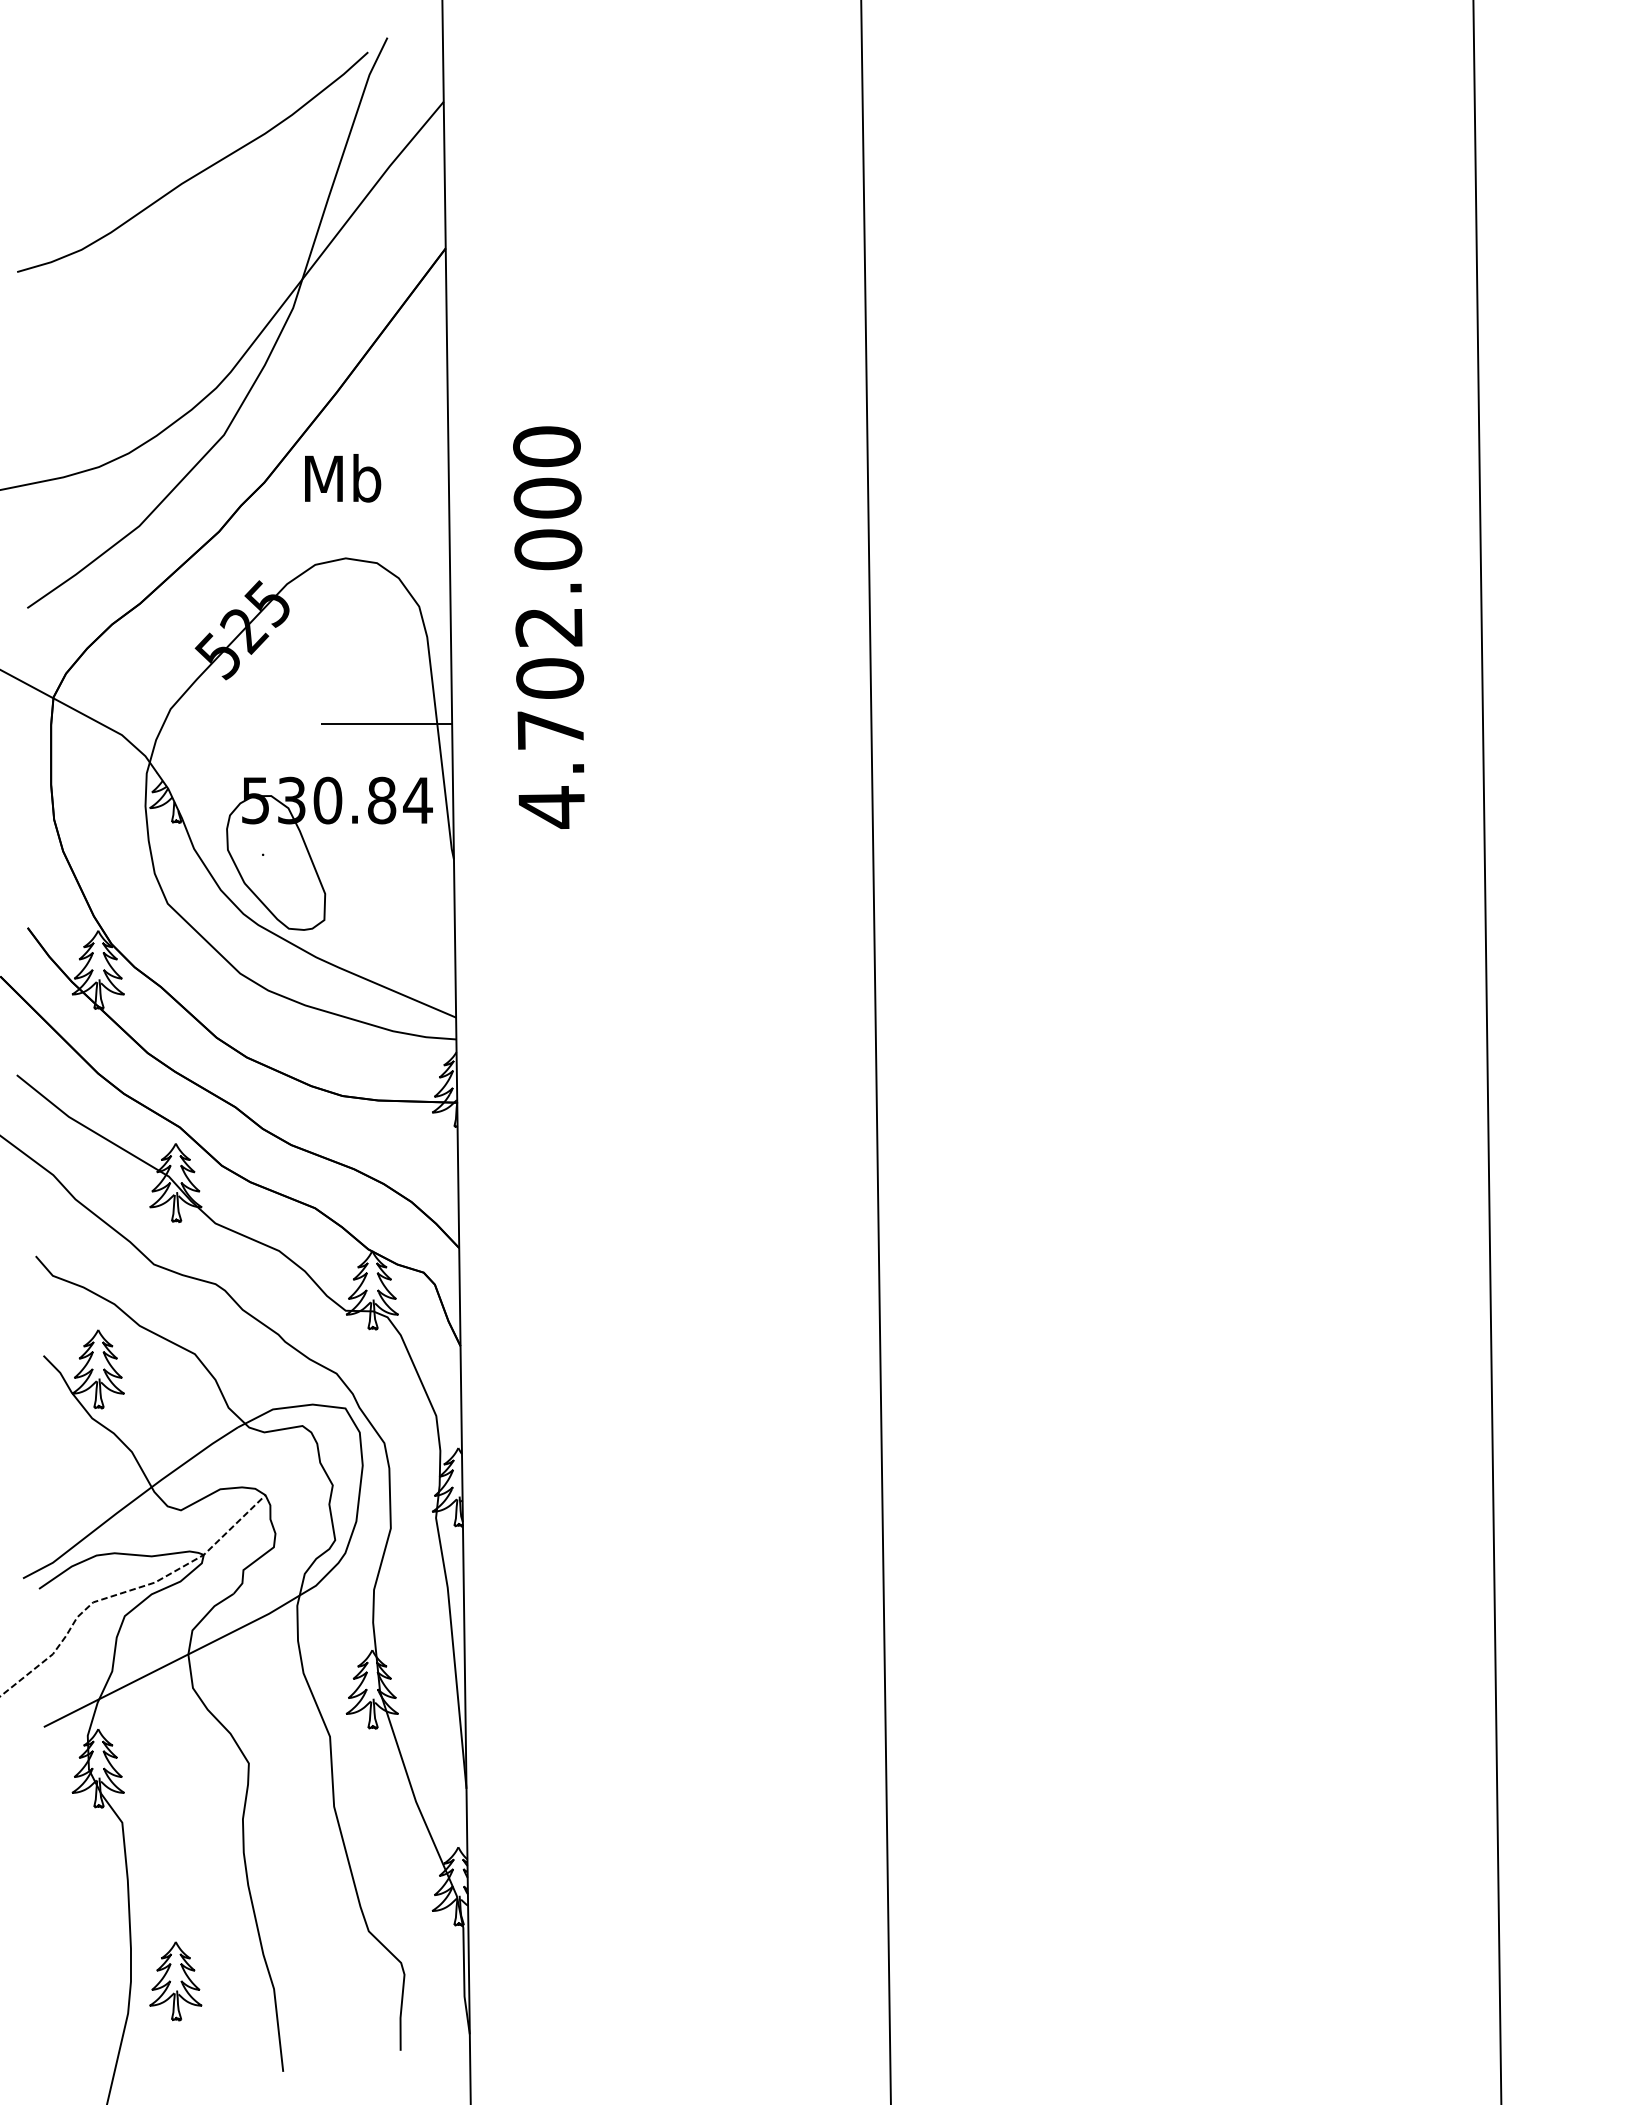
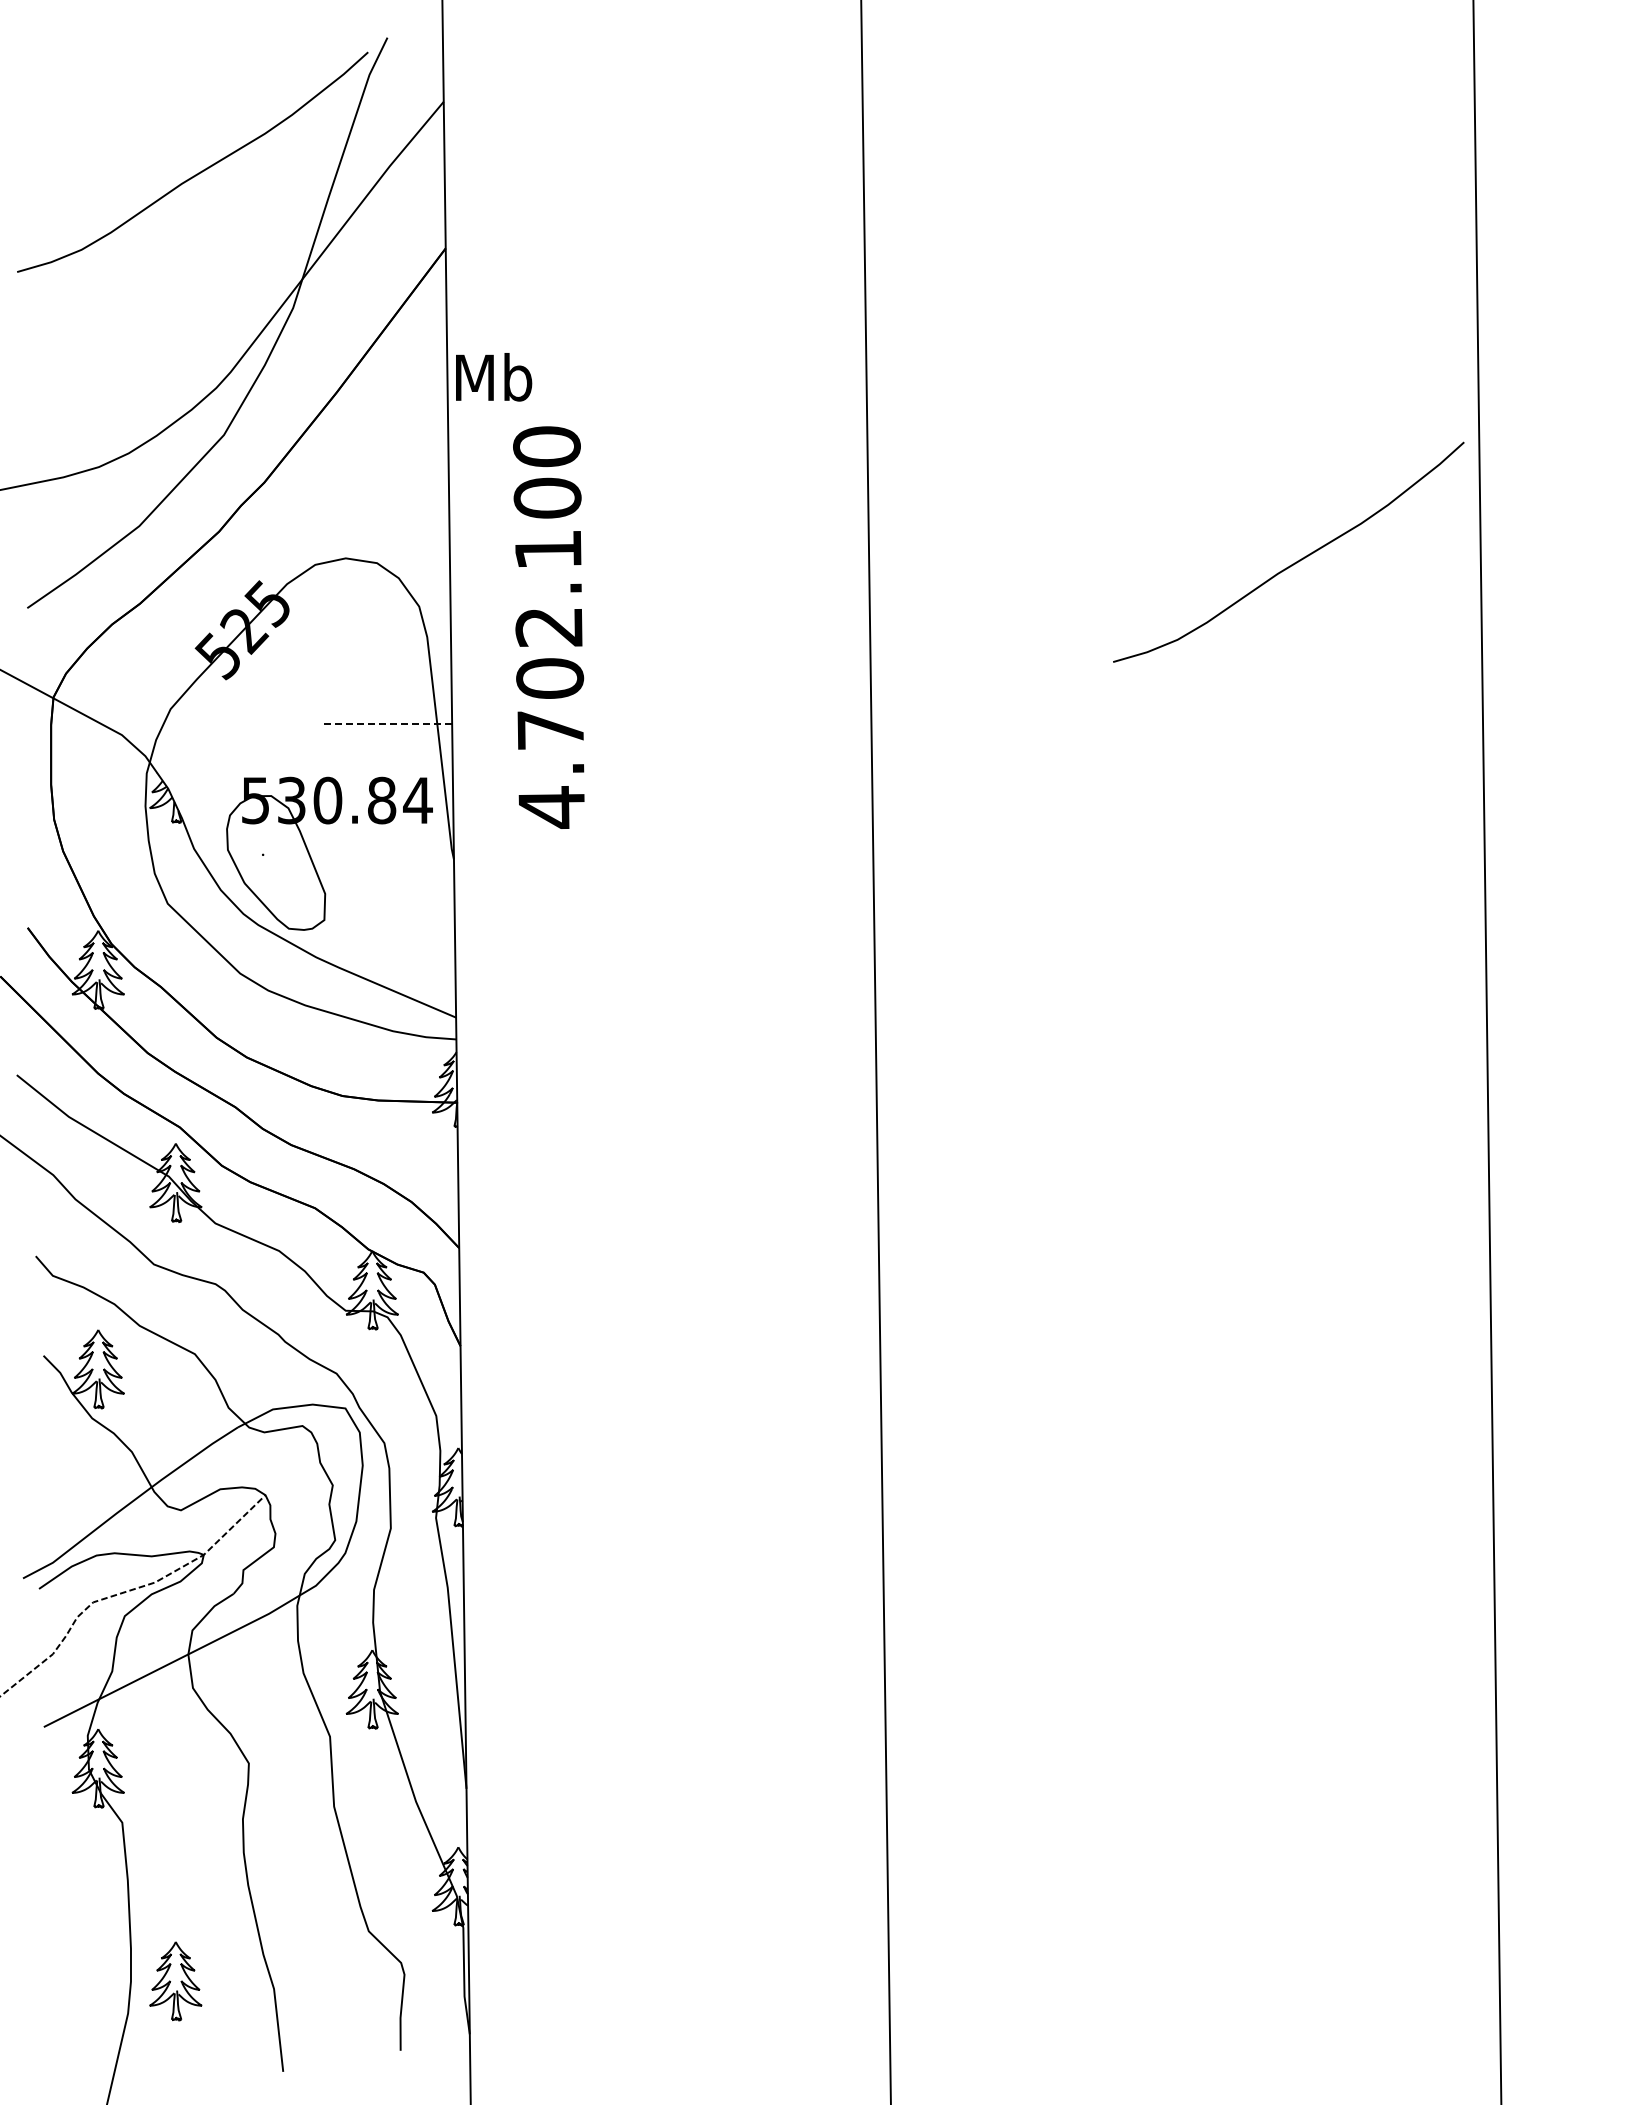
text position: (343, 478) -> (494, 377) (494, 377)
text: 4.702.000 -> 4.702.100 (548, 549)
curve: none -> present (1294, 562)
line: solid -> dashed (386, 724)
